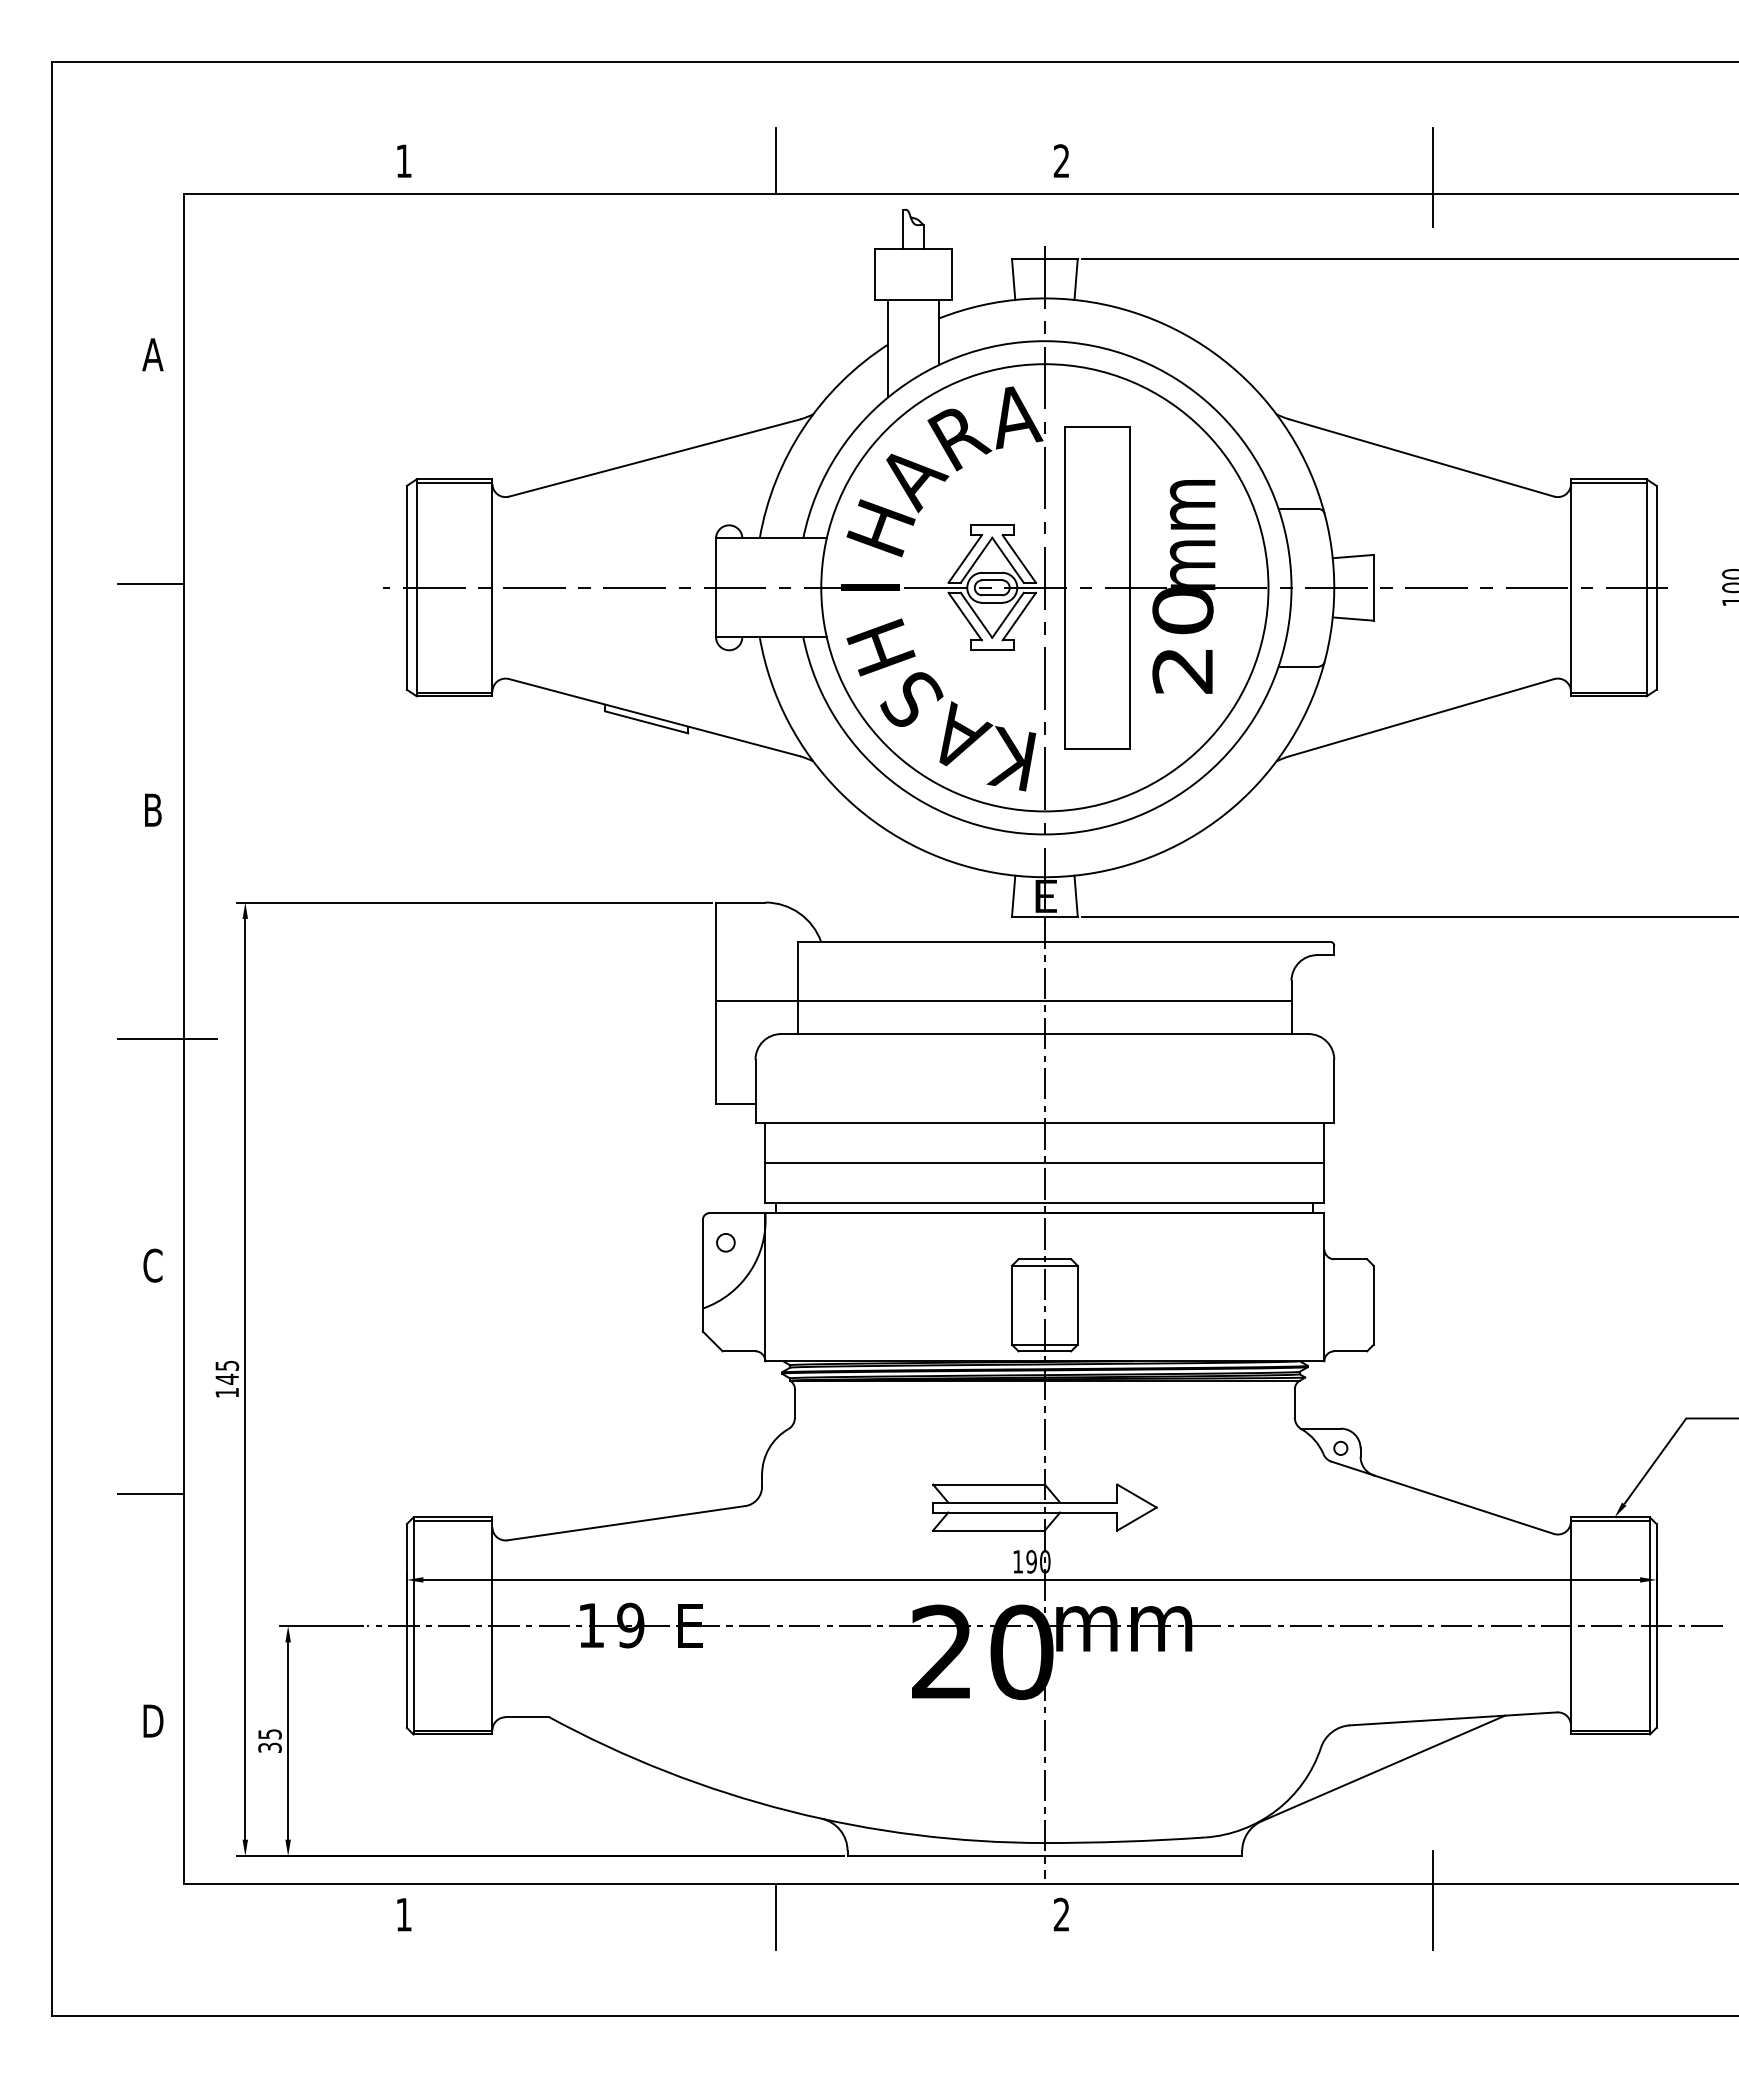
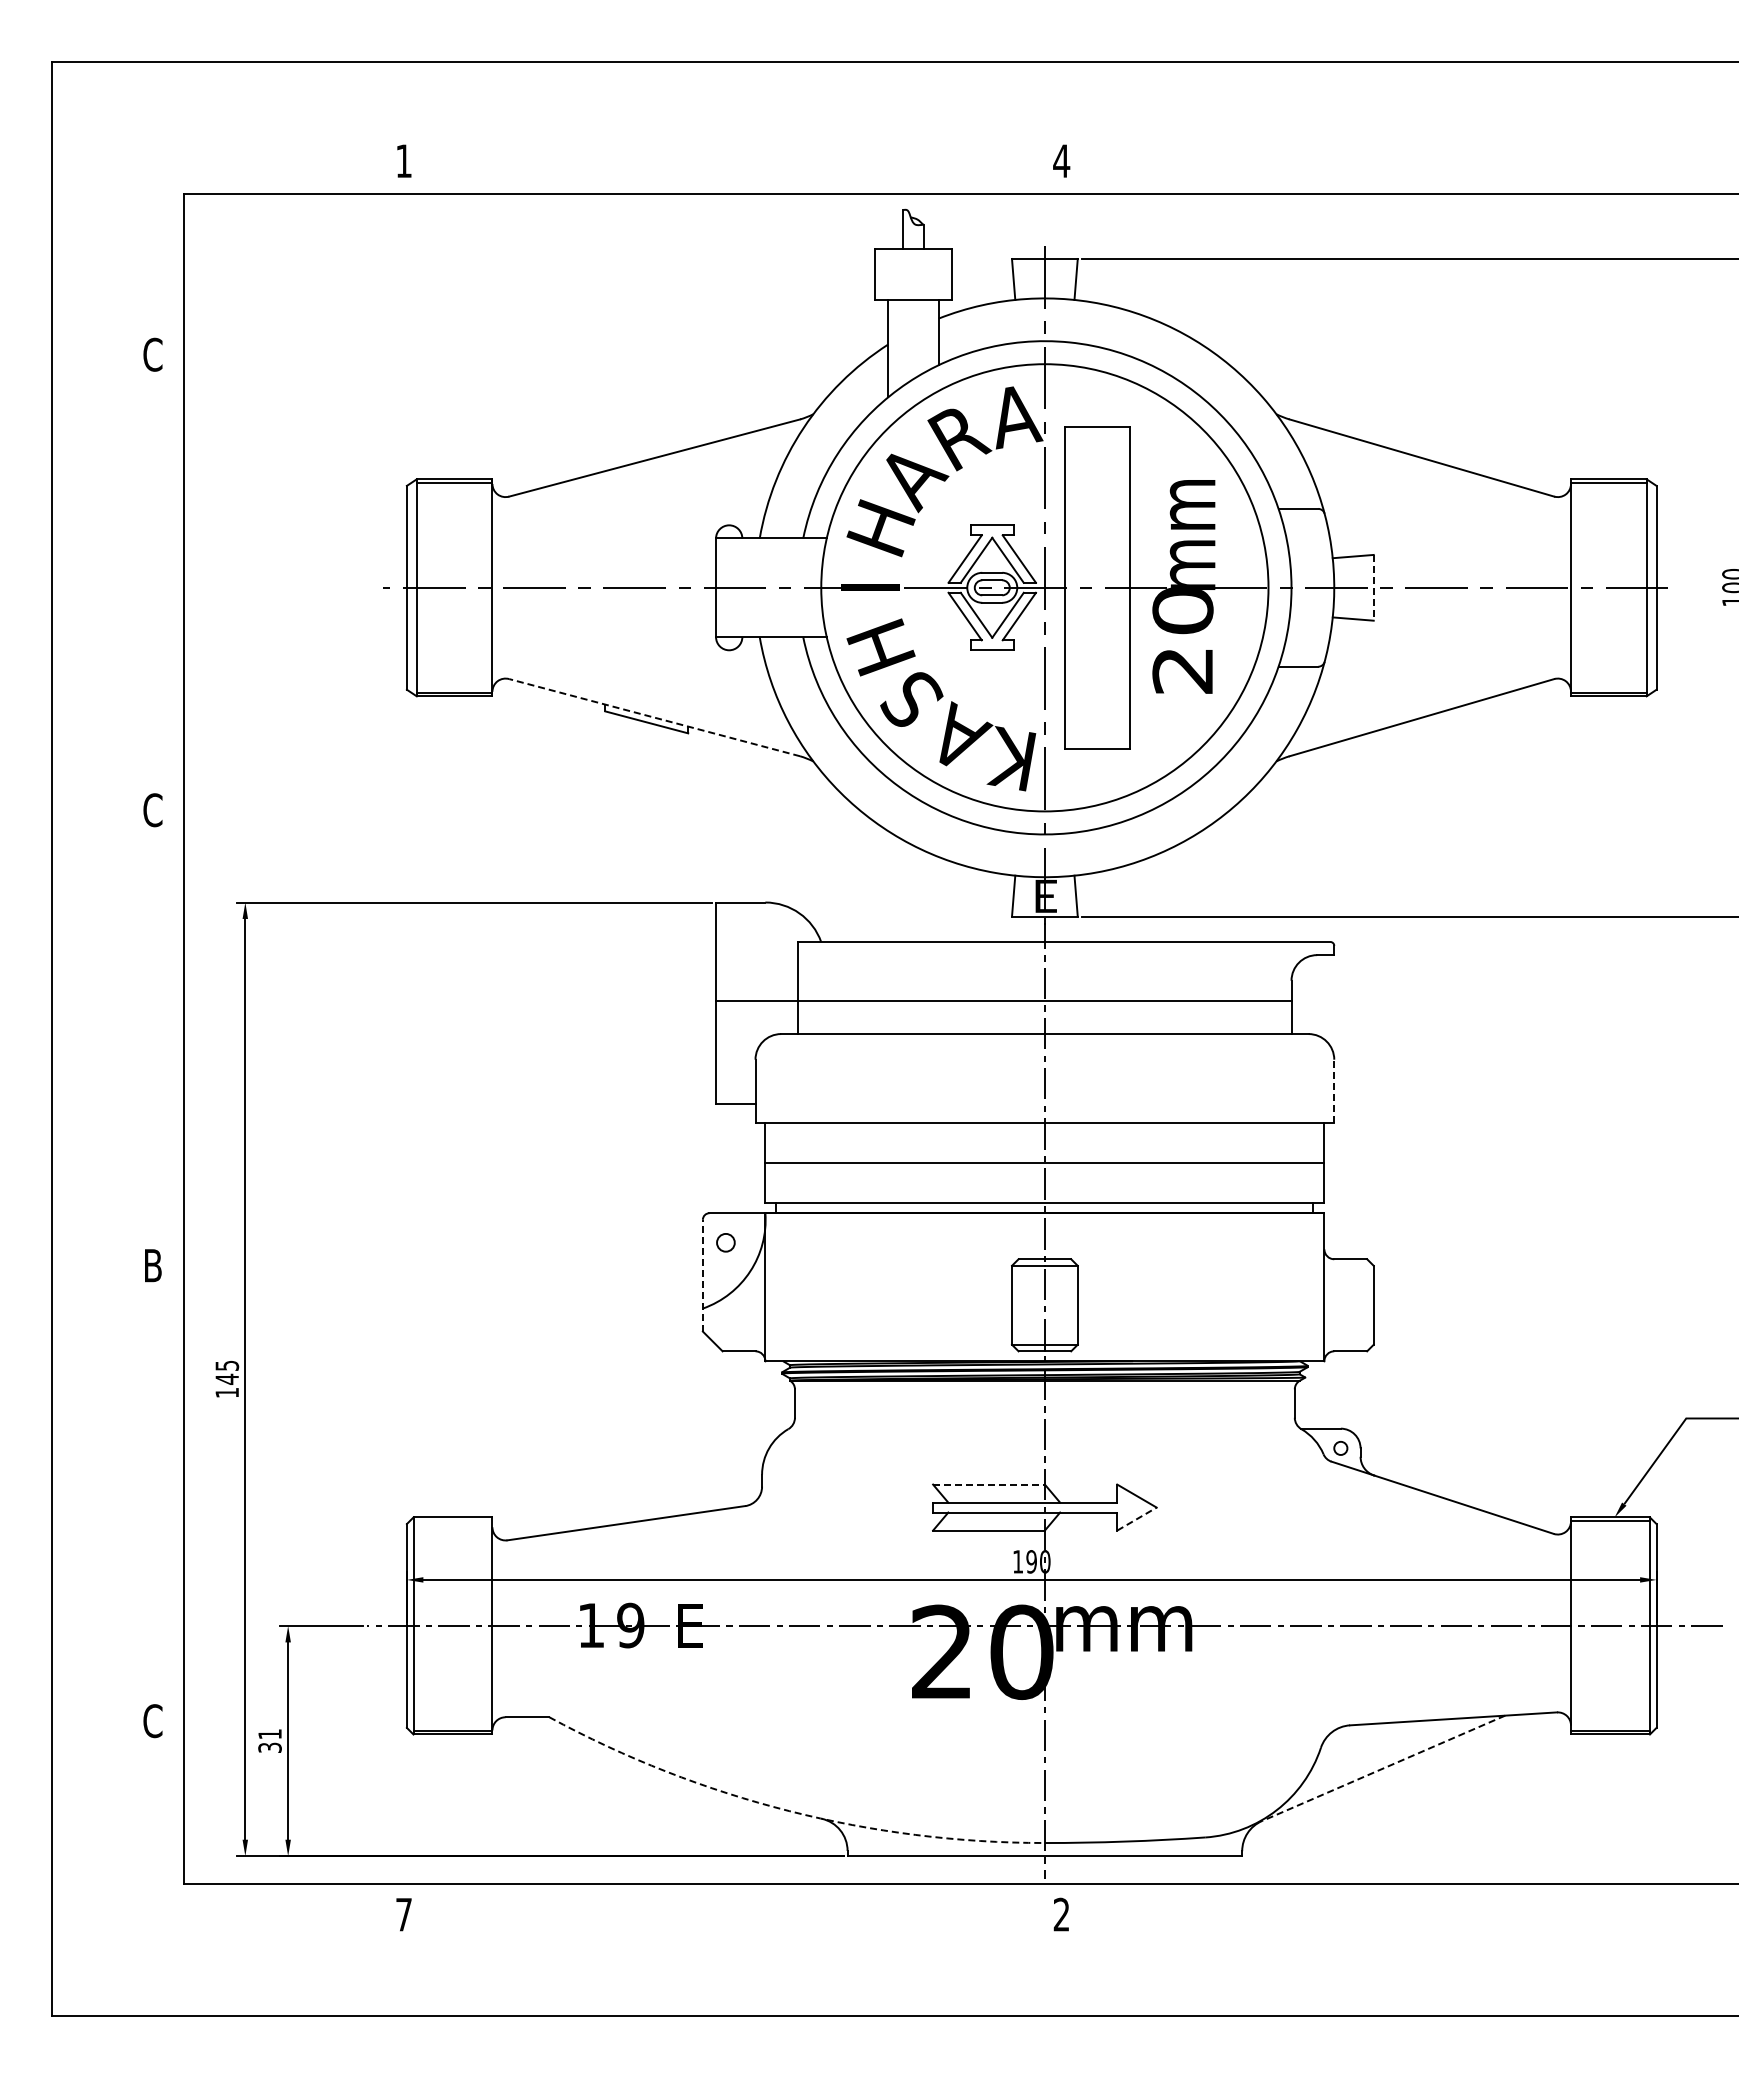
line: present -> none (775, 160)
text: 2 -> 4 (1061, 160)
line: present -> none (1433, 177)
text: A -> C (152, 354)
line: present -> none (150, 583)
line: solid -> dashed (1373, 587)
line: solid -> dashed (654, 717)
text: B -> C (152, 810)
line: present -> none (167, 1039)
line: solid -> dashed (1334, 1091)
text: C -> B (152, 1265)
line: solid -> dashed (702, 1275)
line: solid -> dashed (988, 1484)
line: present -> none (150, 1494)
line: solid -> dashed (1136, 1519)
line: present -> none (452, 1520)
text: D -> C (153, 1721)
text: 35 -> 31 (269, 1734)
line: solid -> dashed (1383, 1768)
arc: solid -> dashed (789, 1811)
line: present -> none (1433, 1900)
text: 1 -> 7 (403, 1914)
line: present -> none (775, 1916)
